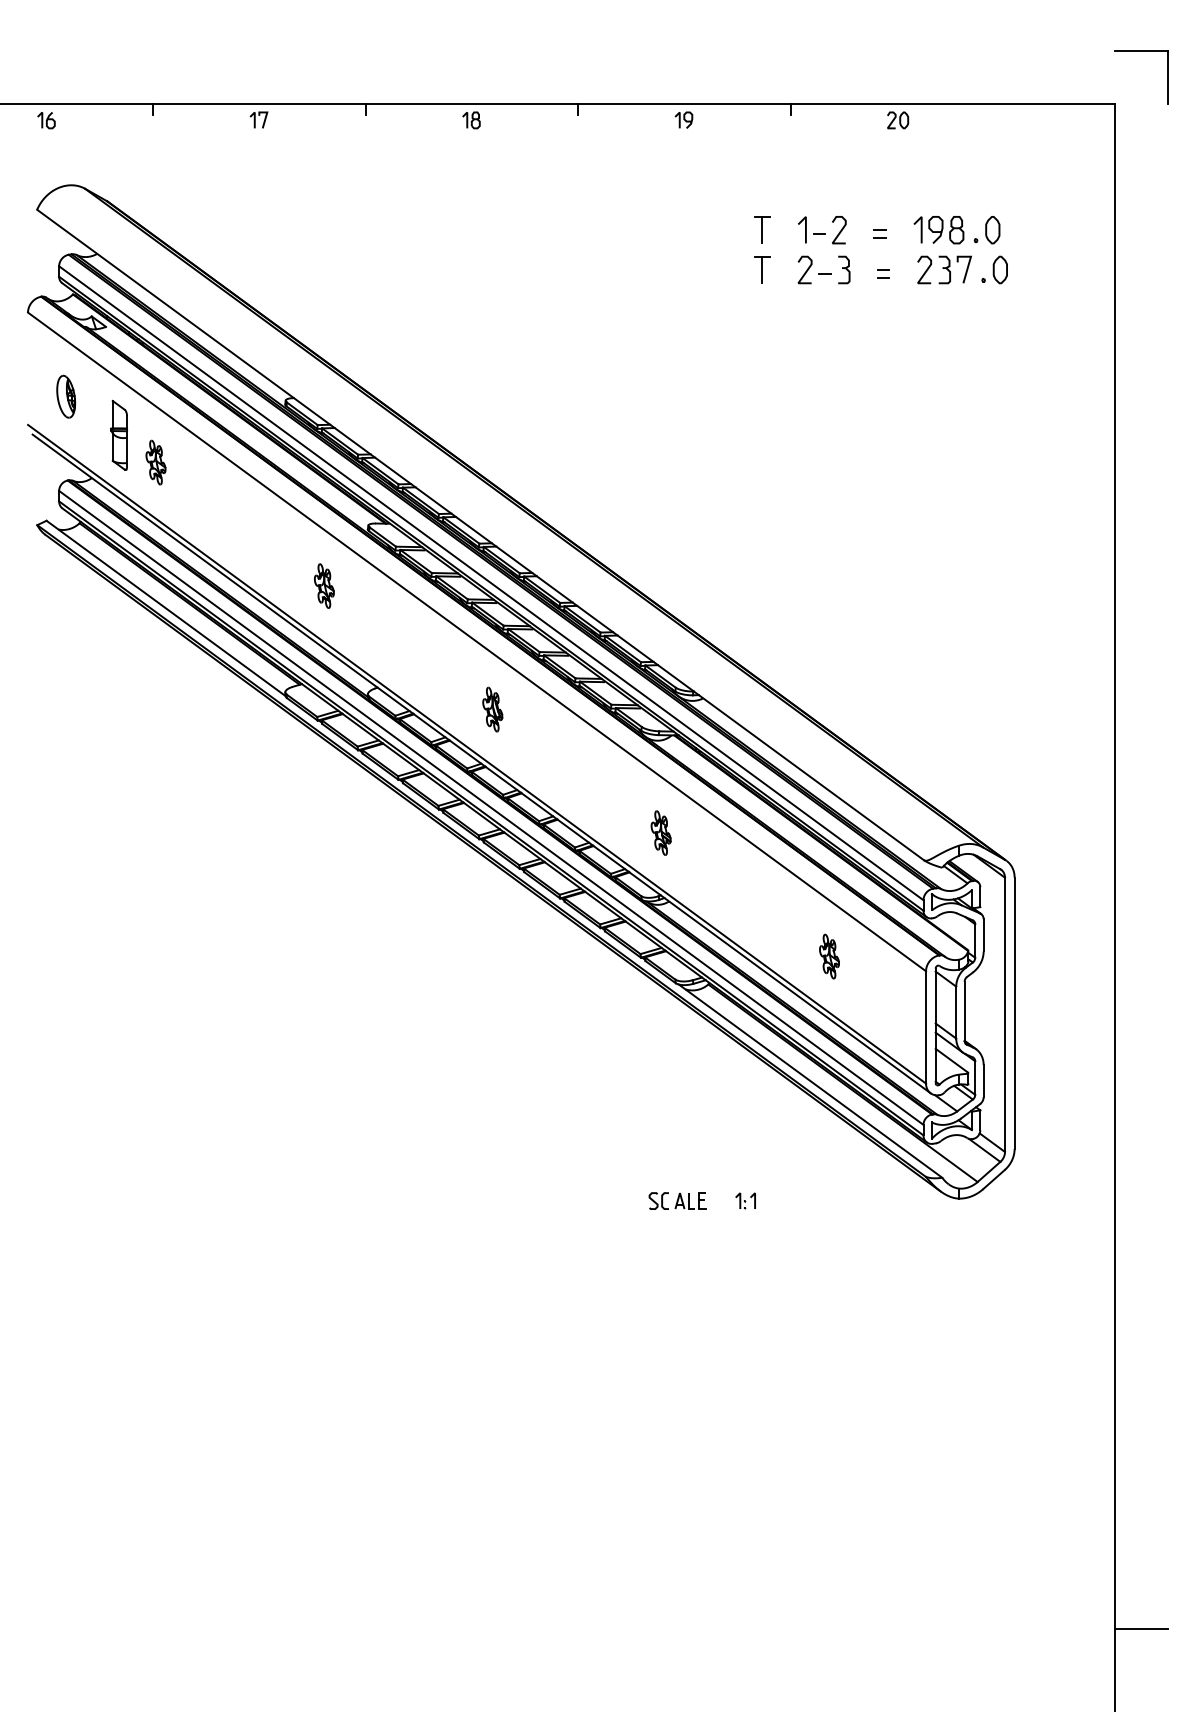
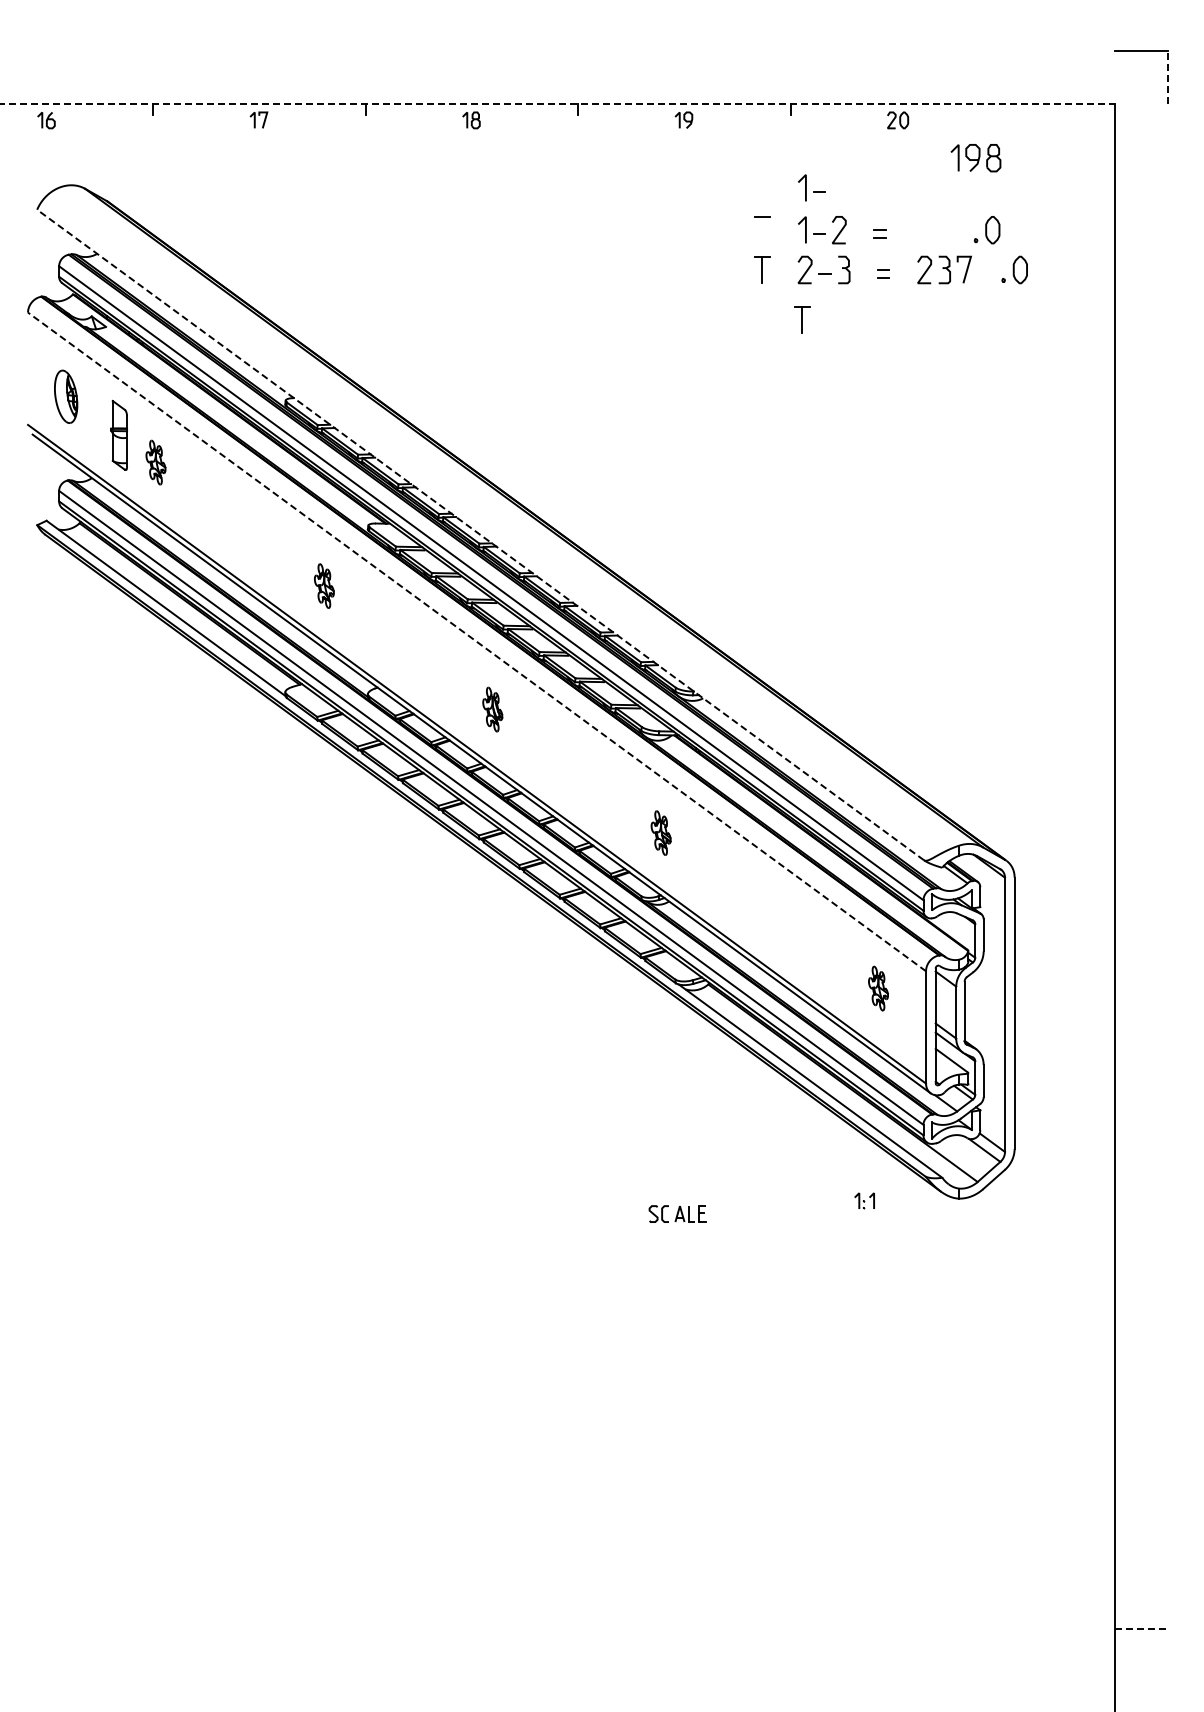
line: solid -> dashed (1167, 77)
line: solid -> dashed (557, 104)
part: none -> present (811, 187)
line: present -> none (762, 229)
part position: (938, 230) -> (975, 158) (975, 158)
part position: (994, 269) -> (1014, 269) (1014, 269)
part: none -> present (802, 319)
part size: 21x45 px -> 25x55 px (66, 396)
line: solid -> dashed (480, 535)
line: solid -> dashed (477, 641)
part position: (829, 956) -> (878, 988) (878, 988)
part position: (677, 1200) -> (677, 1213) (677, 1213)
part position: (745, 1200) -> (864, 1200) (864, 1200)
line: solid -> dashed (1141, 1629)
